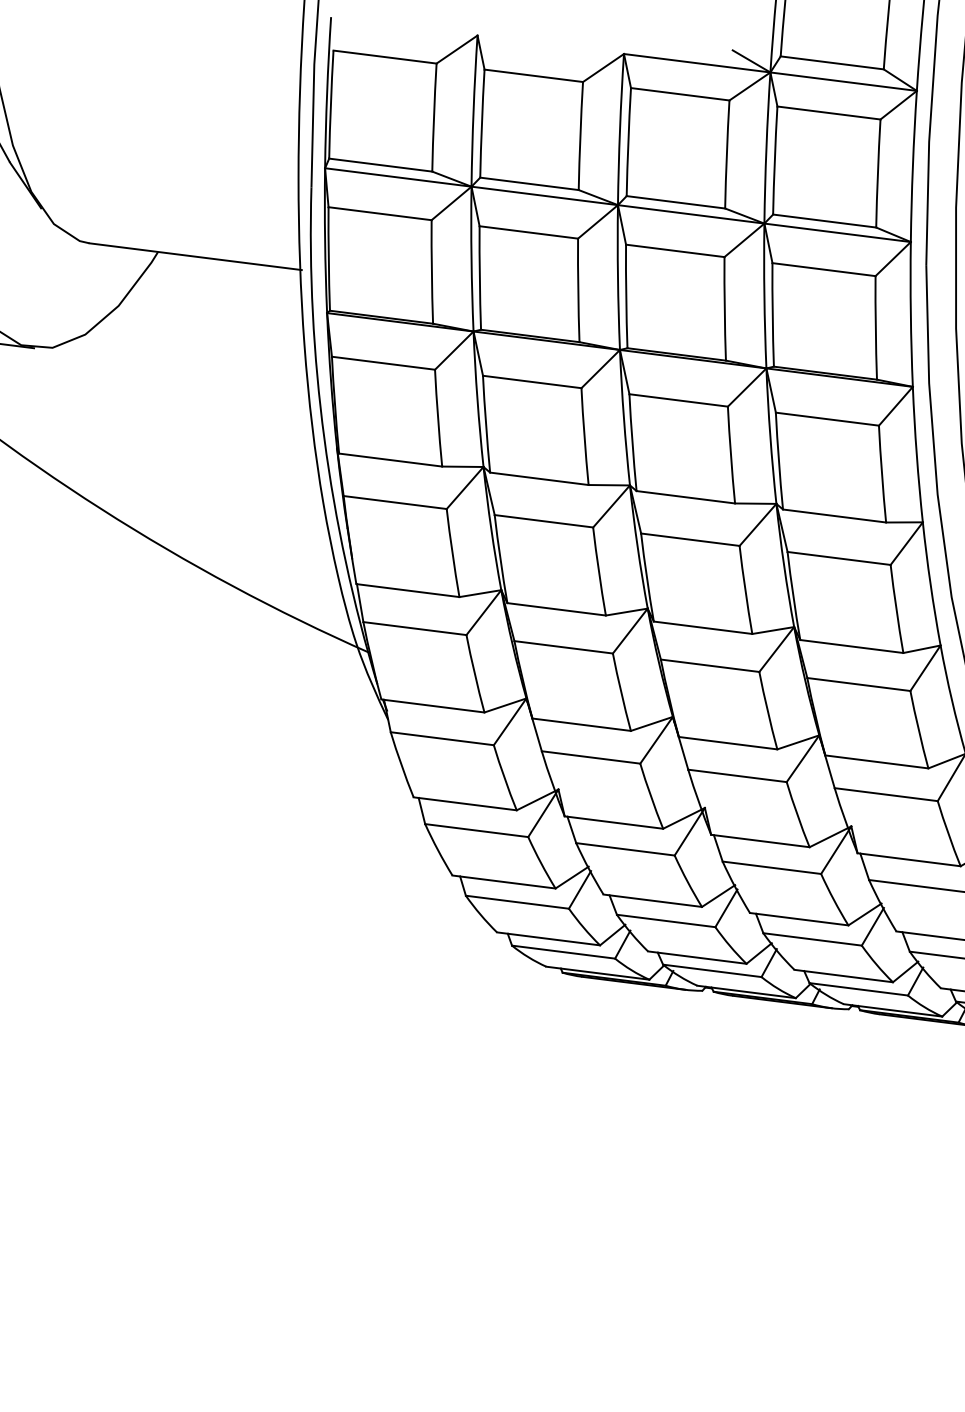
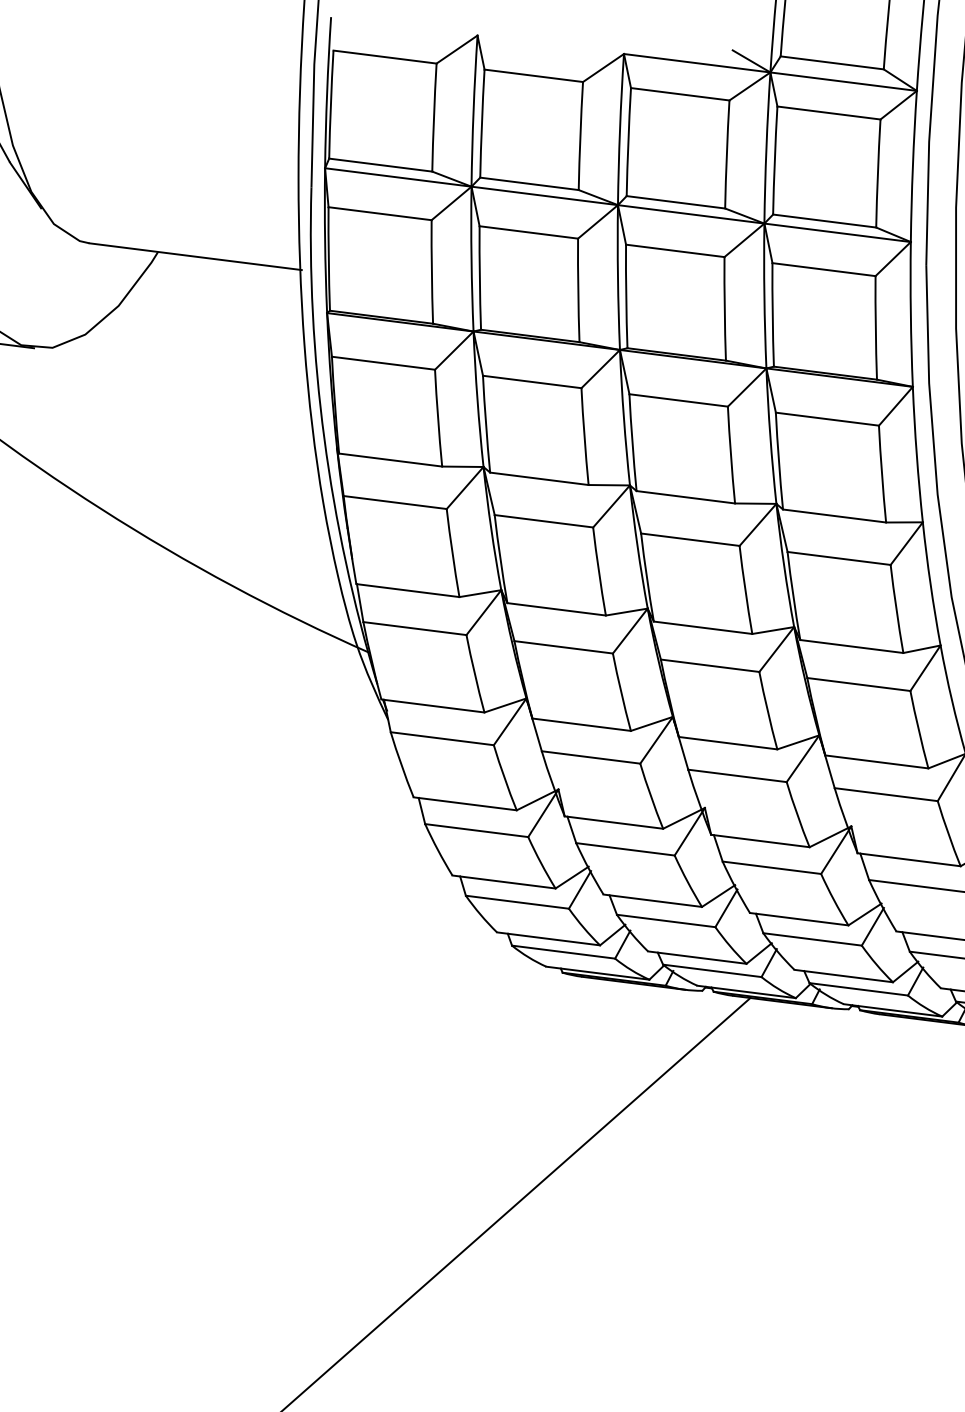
line: none -> present (517, 1203)
